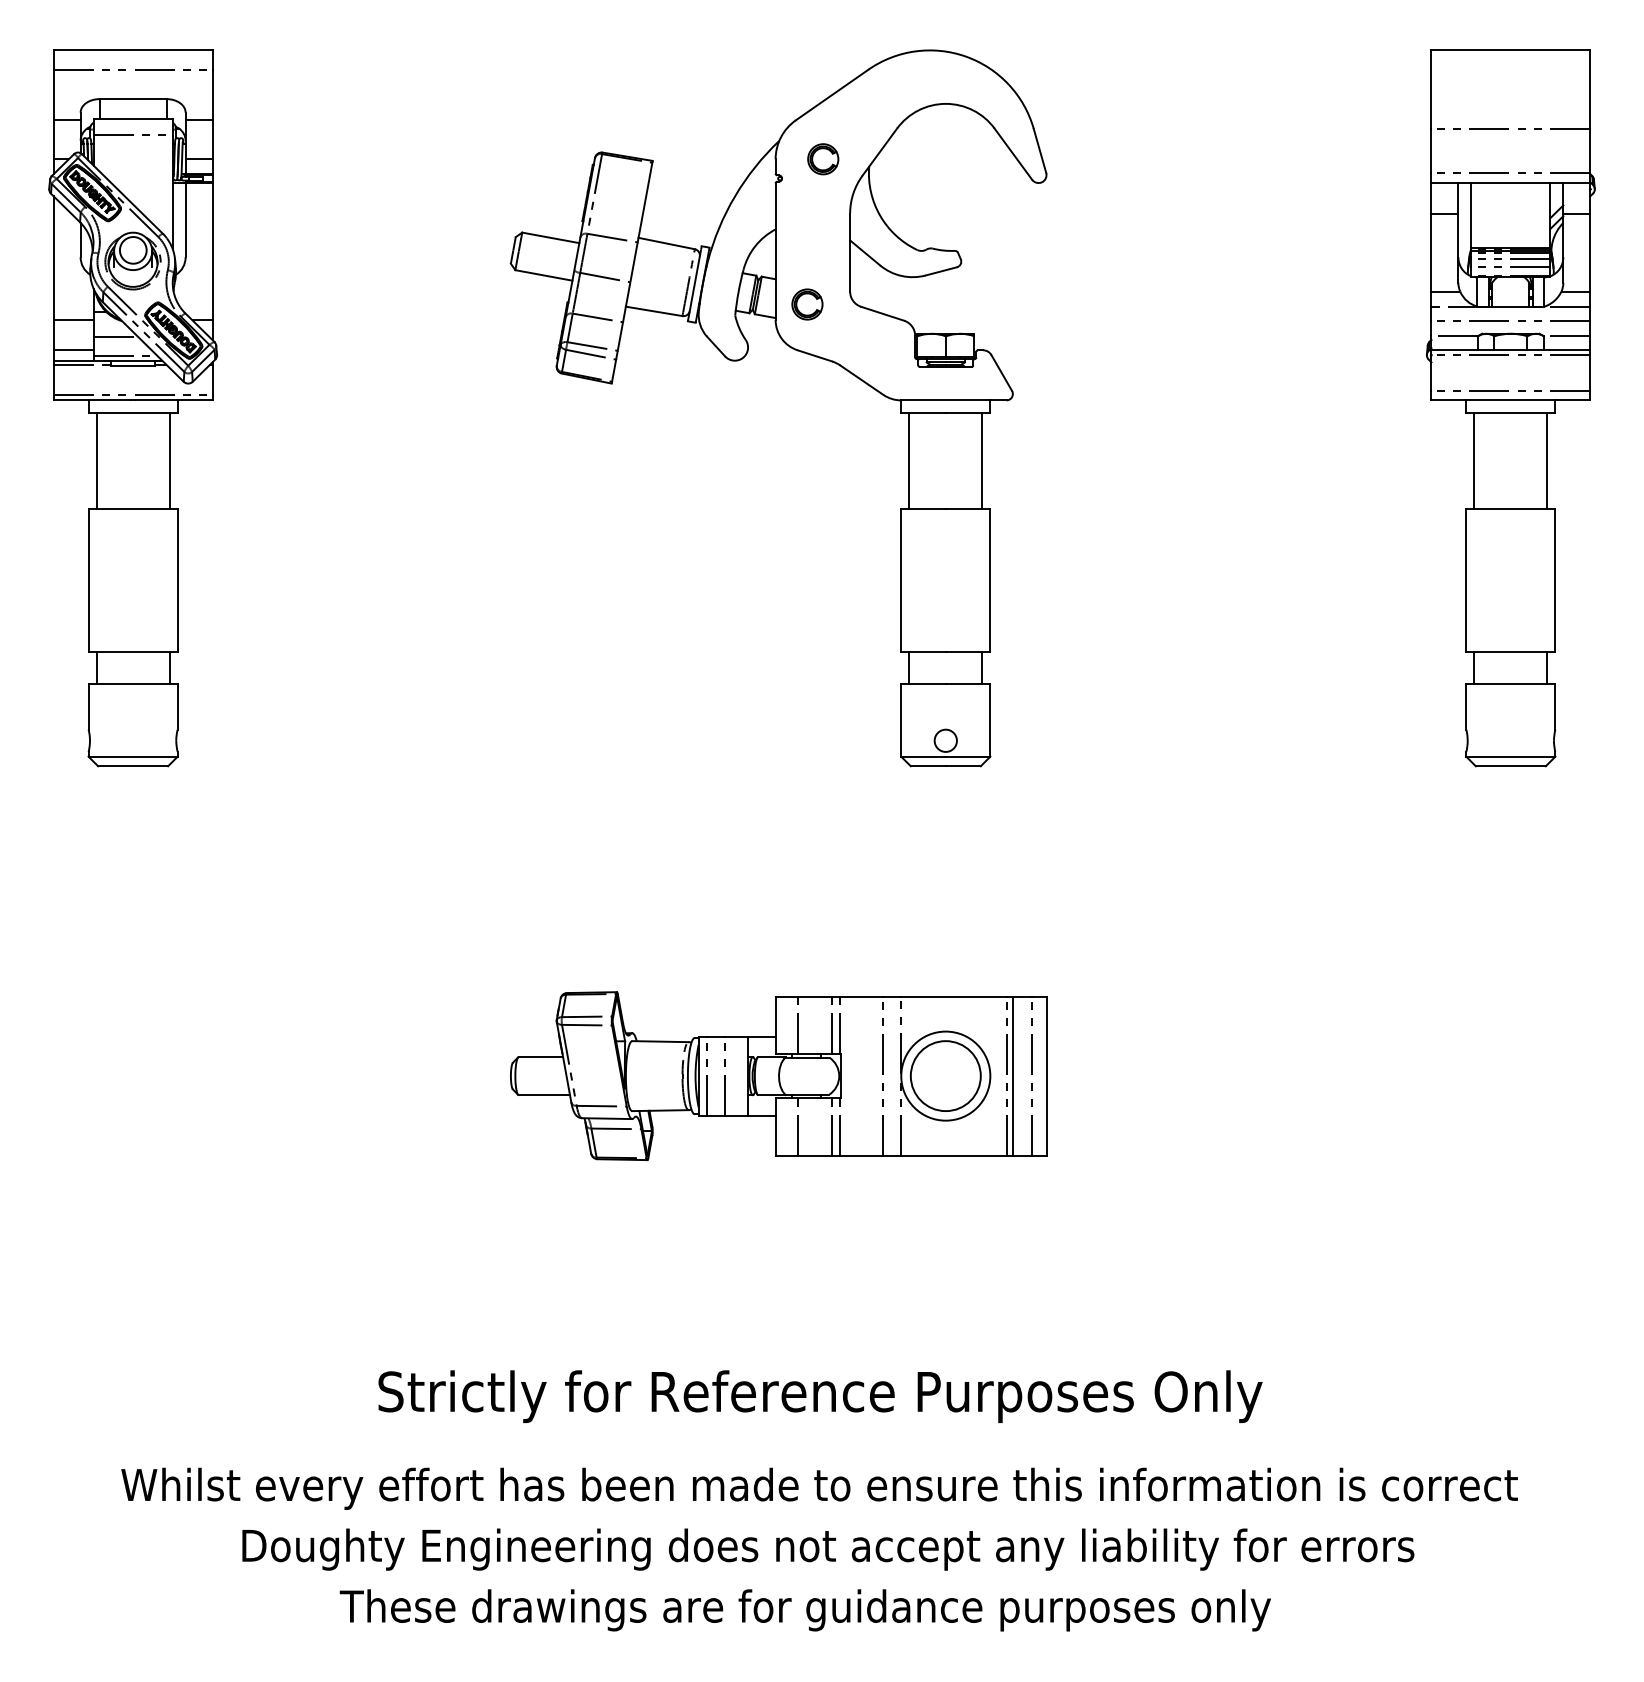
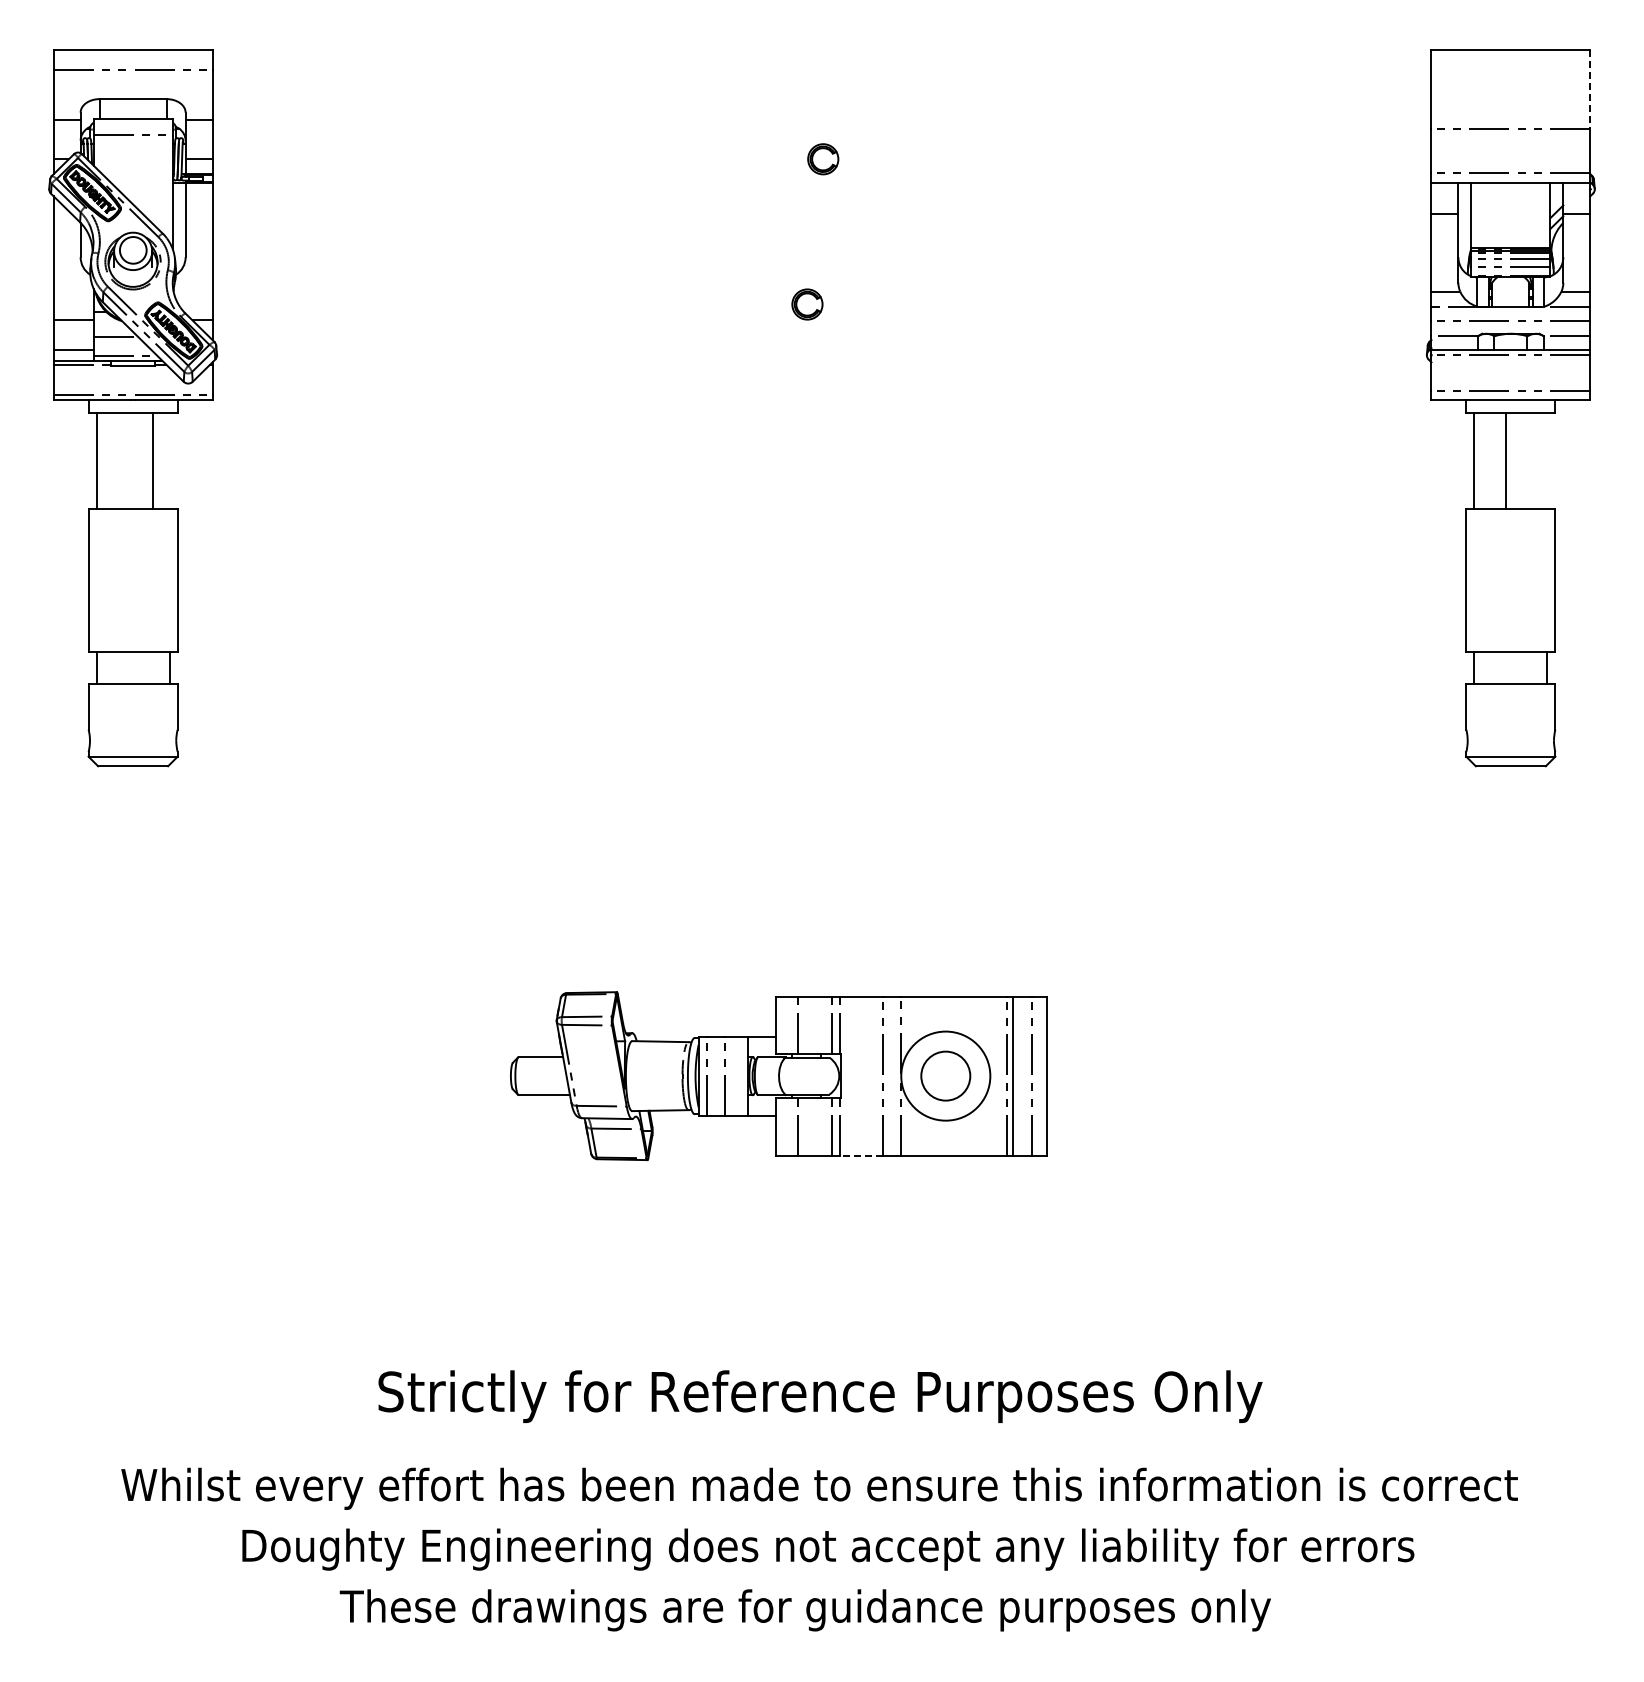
line: solid -> dashed (1590, 90)
part: present -> none (797, 351)
line position: (169, 460) -> (152, 460) (152, 460)
line position: (1547, 460) -> (1506, 460) (1506, 460)
circle diameter: 70 px -> 49 px (945, 1075)
line: solid -> dashed (861, 1155)
